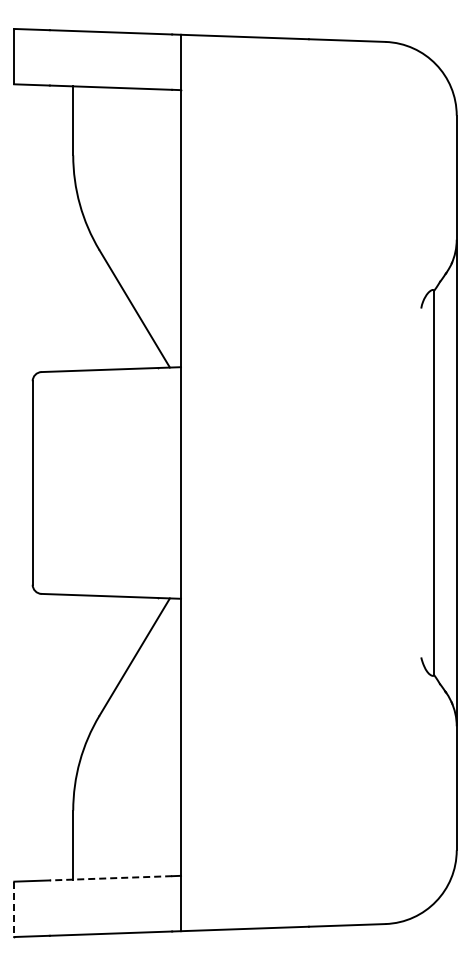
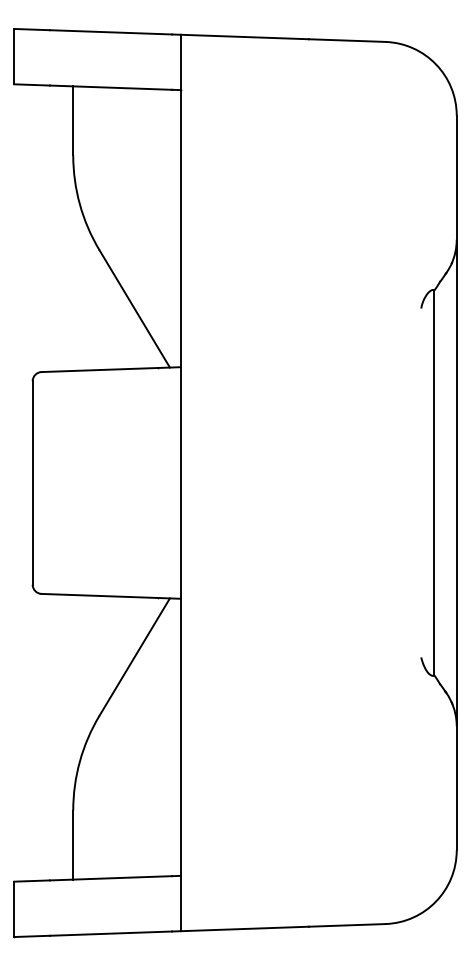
line: dashed -> solid (110, 878)
line: dashed -> solid (14, 909)
